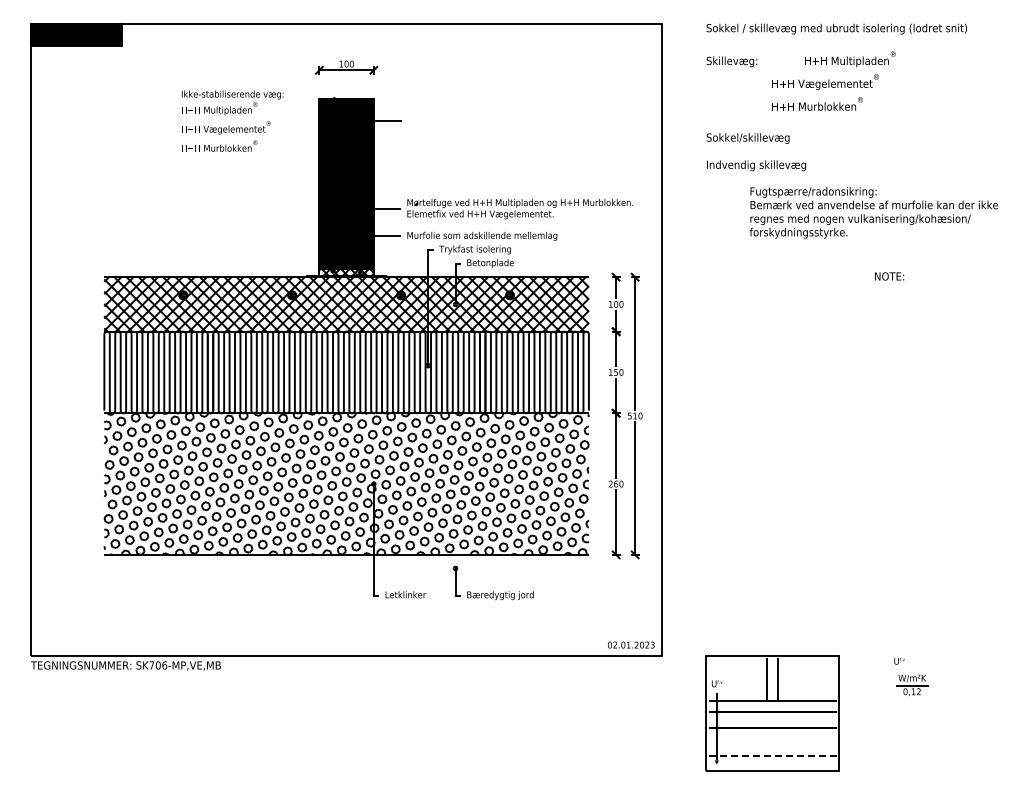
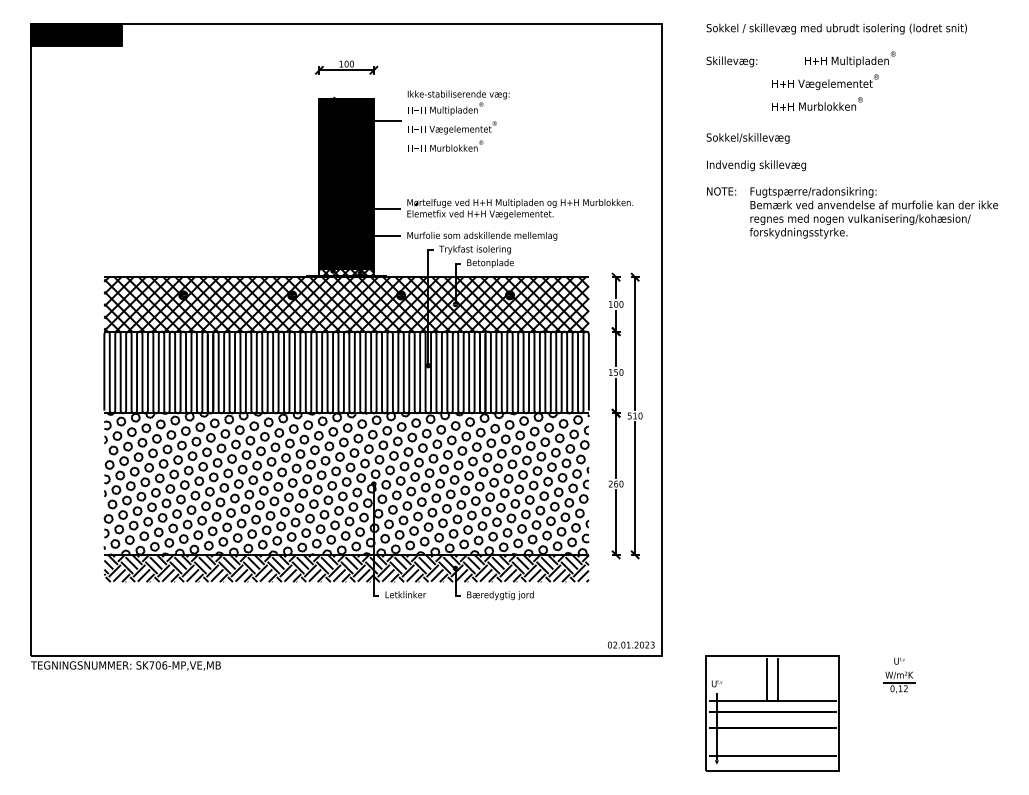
text position: (232, 120) -> (458, 120) (458, 120)
text position: (889, 276) -> (721, 191) (721, 191)
hatch: none -> present (346, 568)
part position: (912, 685) -> (899, 682) (899, 682)
line: dashed -> solid (772, 756)
